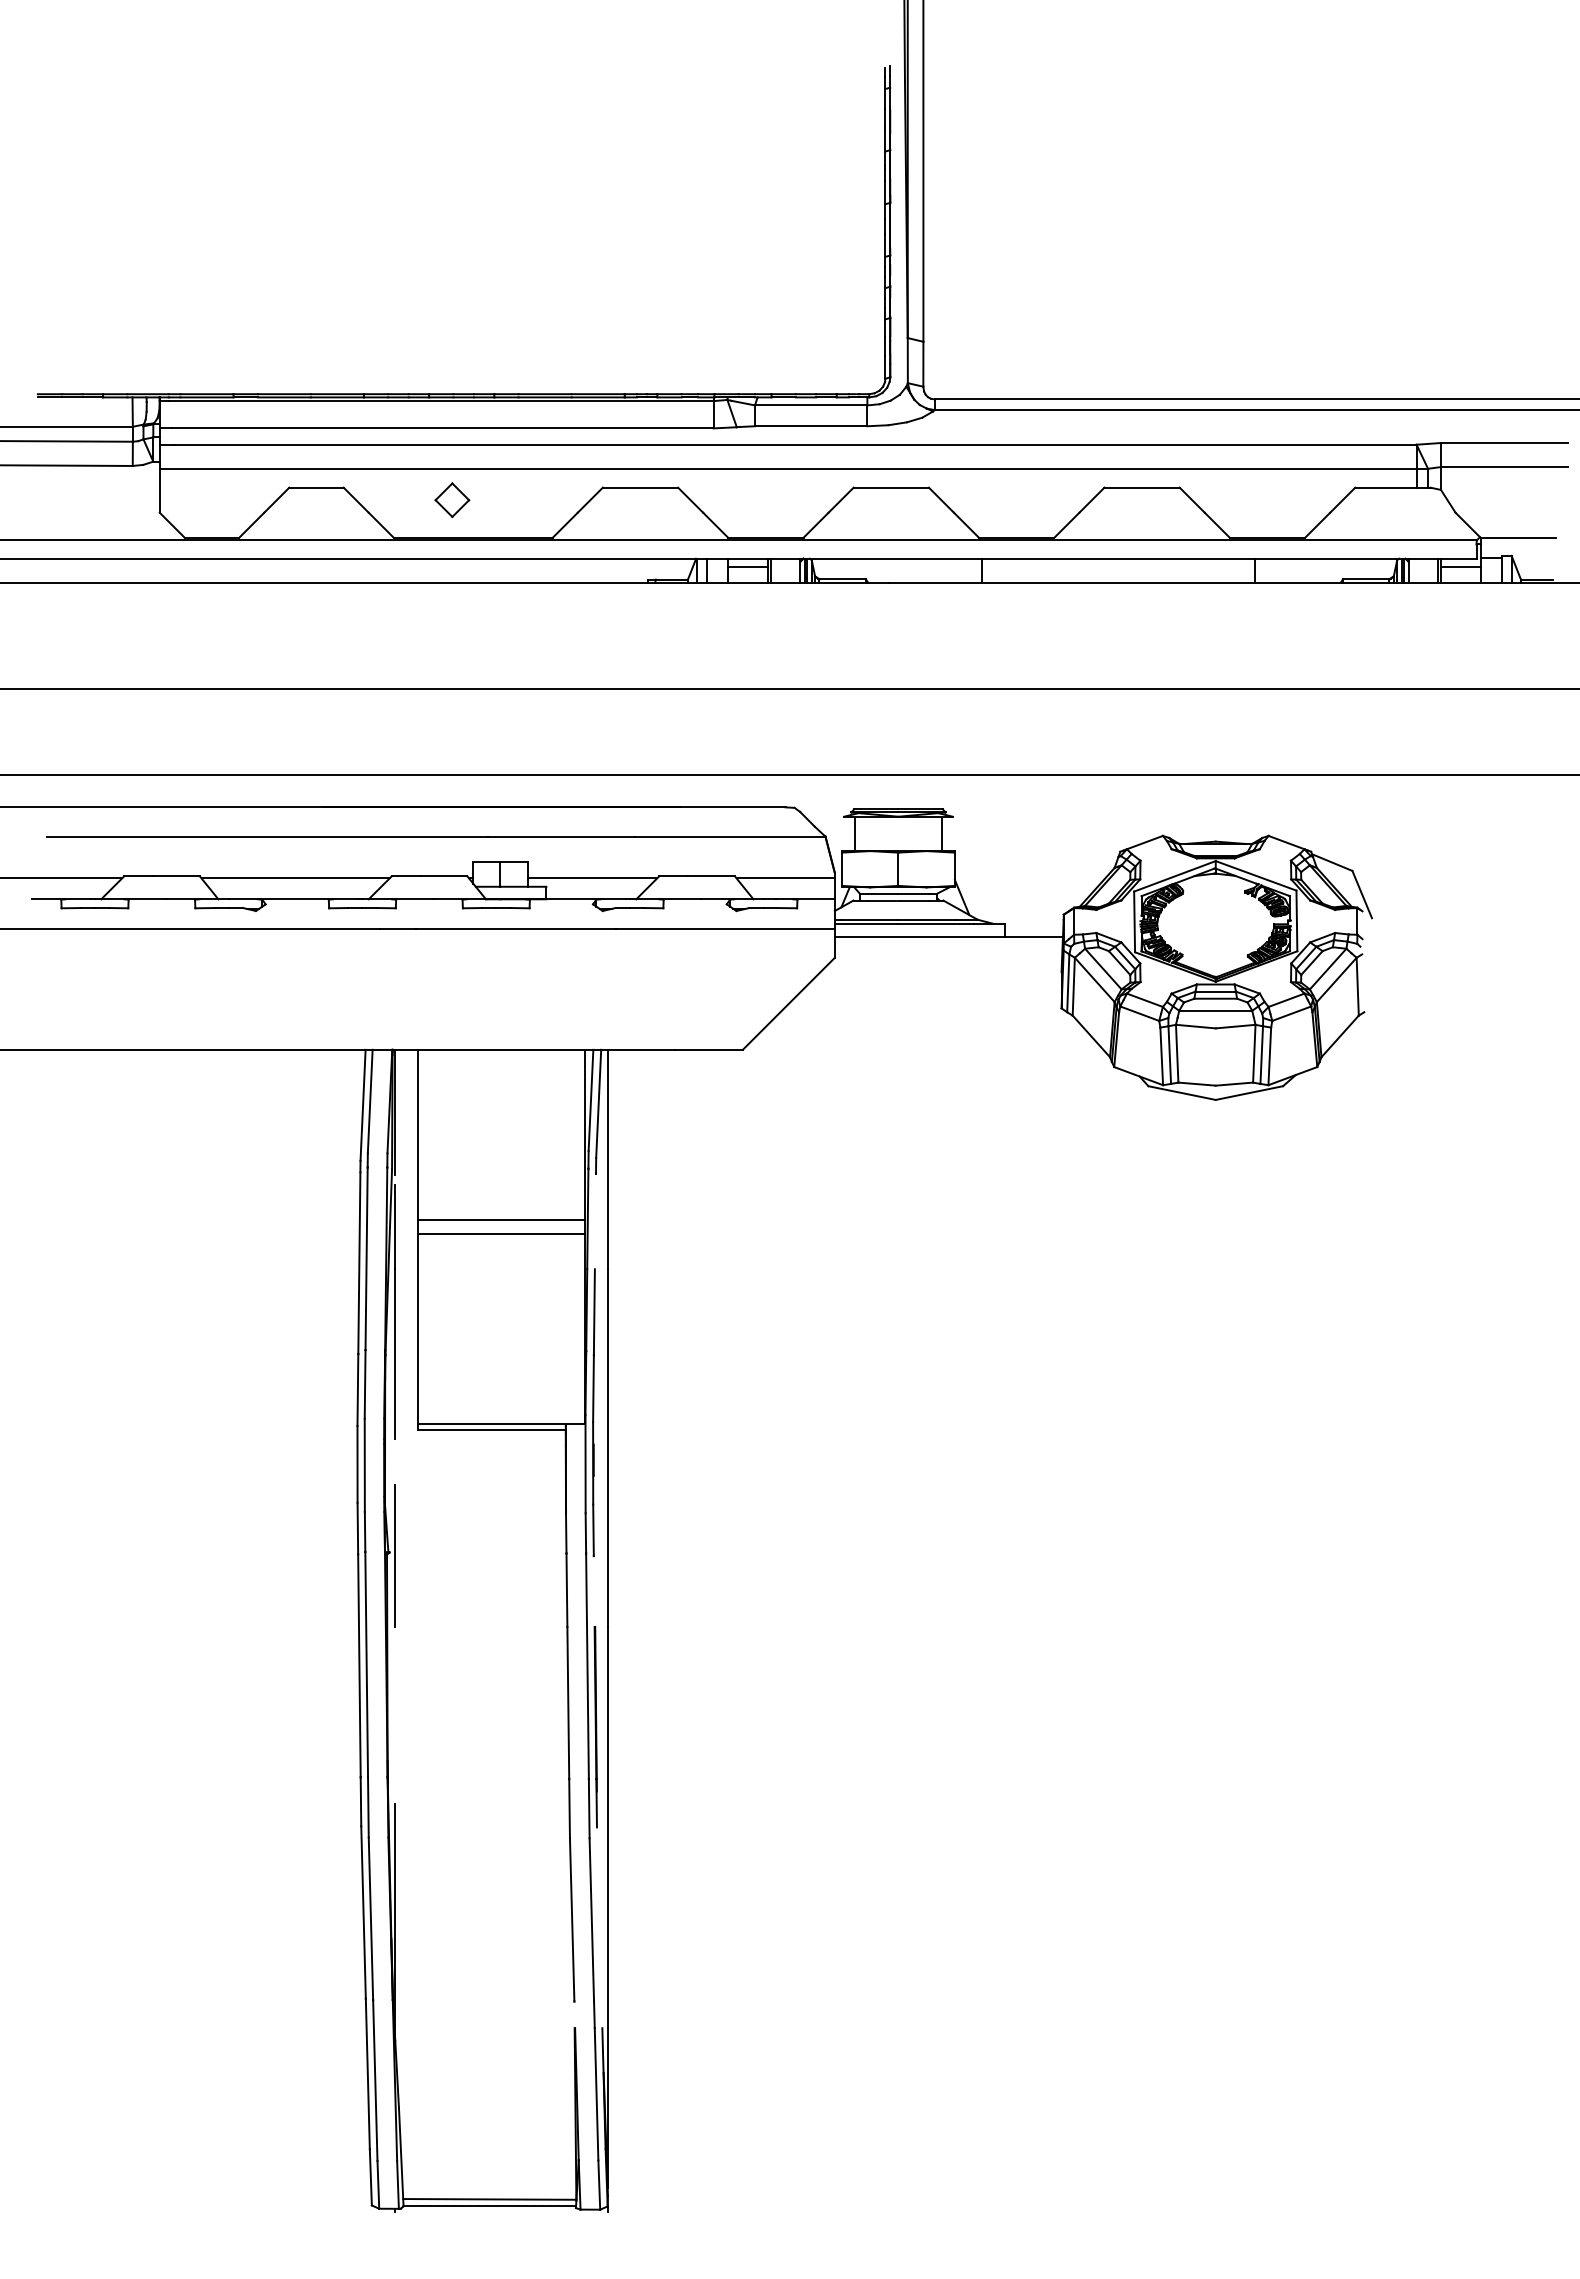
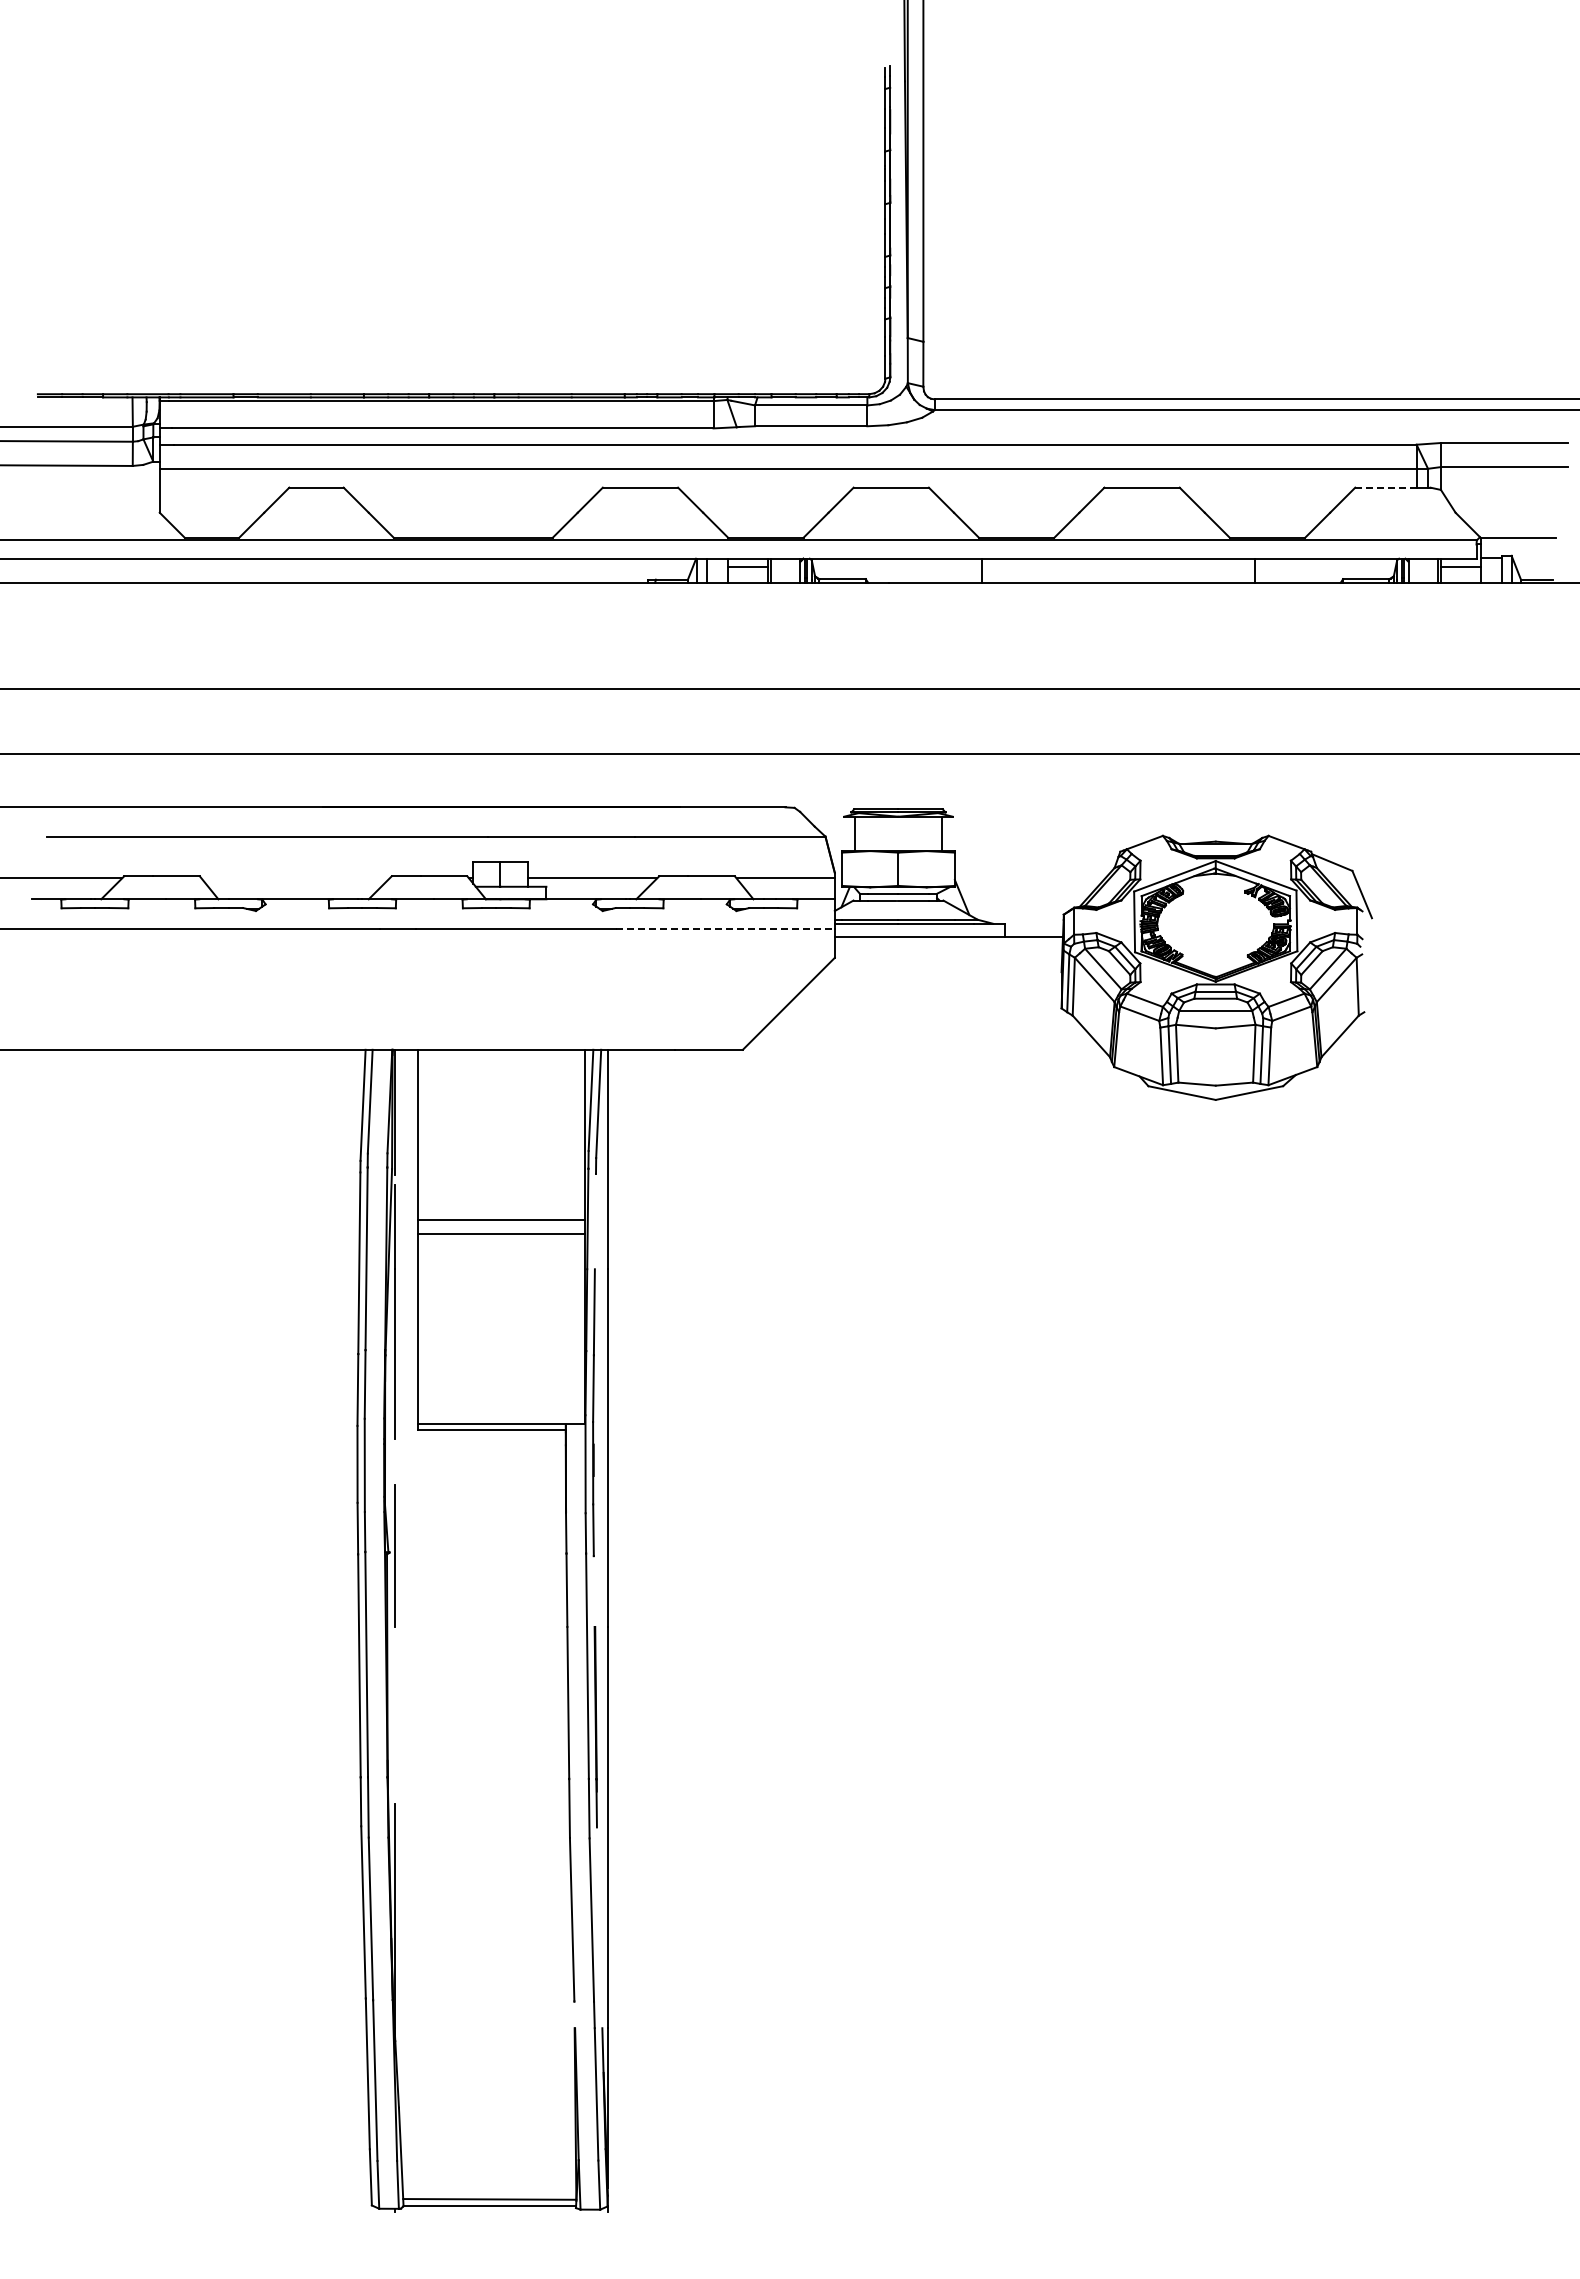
line: solid -> dashed (1385, 487)
part: present -> none (452, 500)
line position: (789, 775) -> (789, 754) (789, 754)
line: present -> none (295, 878)
line: solid -> dashed (725, 928)
